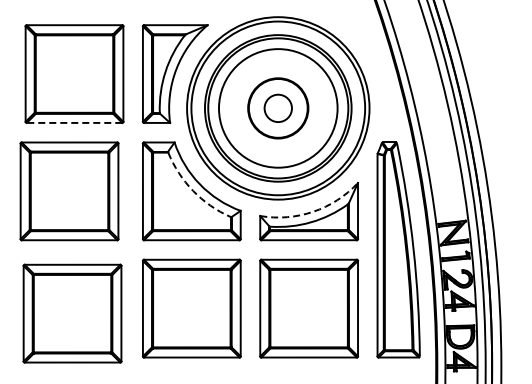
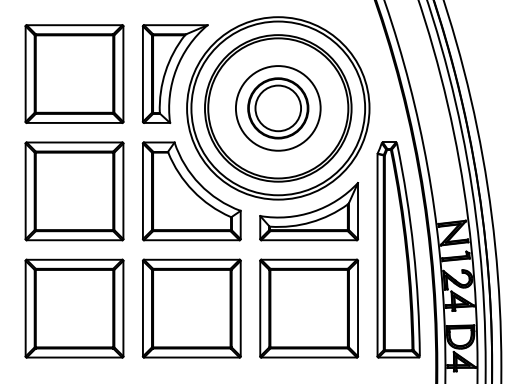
circle diameter: 119 px -> 85 px (277, 108)
circle diameter: 27 px -> 46 px (278, 108)
line: dashed -> solid (74, 122)
arc: dashed -> solid (193, 190)
part position: (69, 191) -> (74, 191) (74, 191)
arc: dashed -> solid (313, 211)
part position: (72, 313) -> (74, 308) (74, 308)
